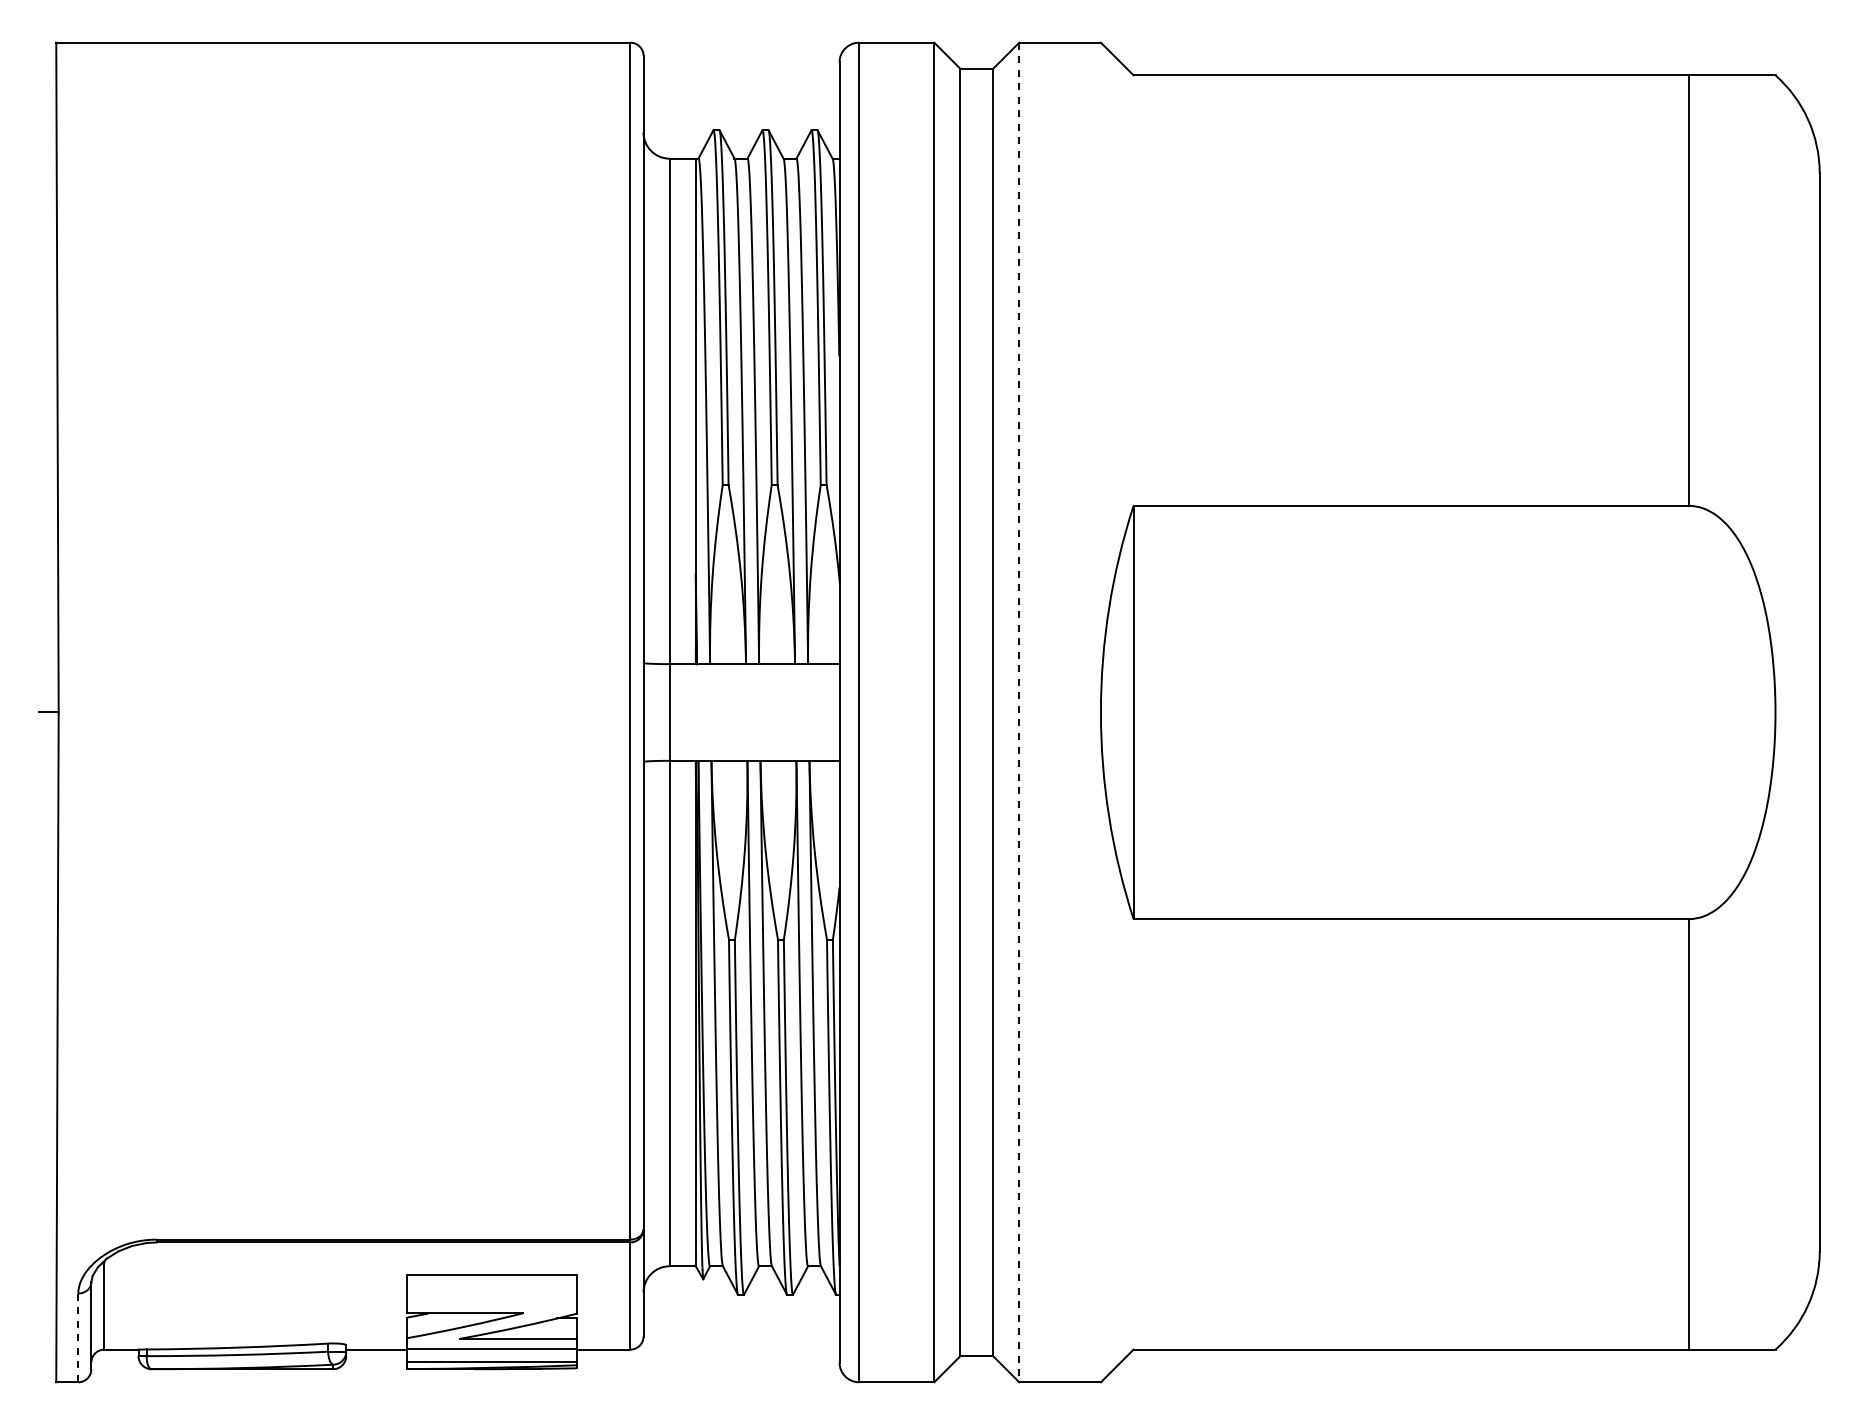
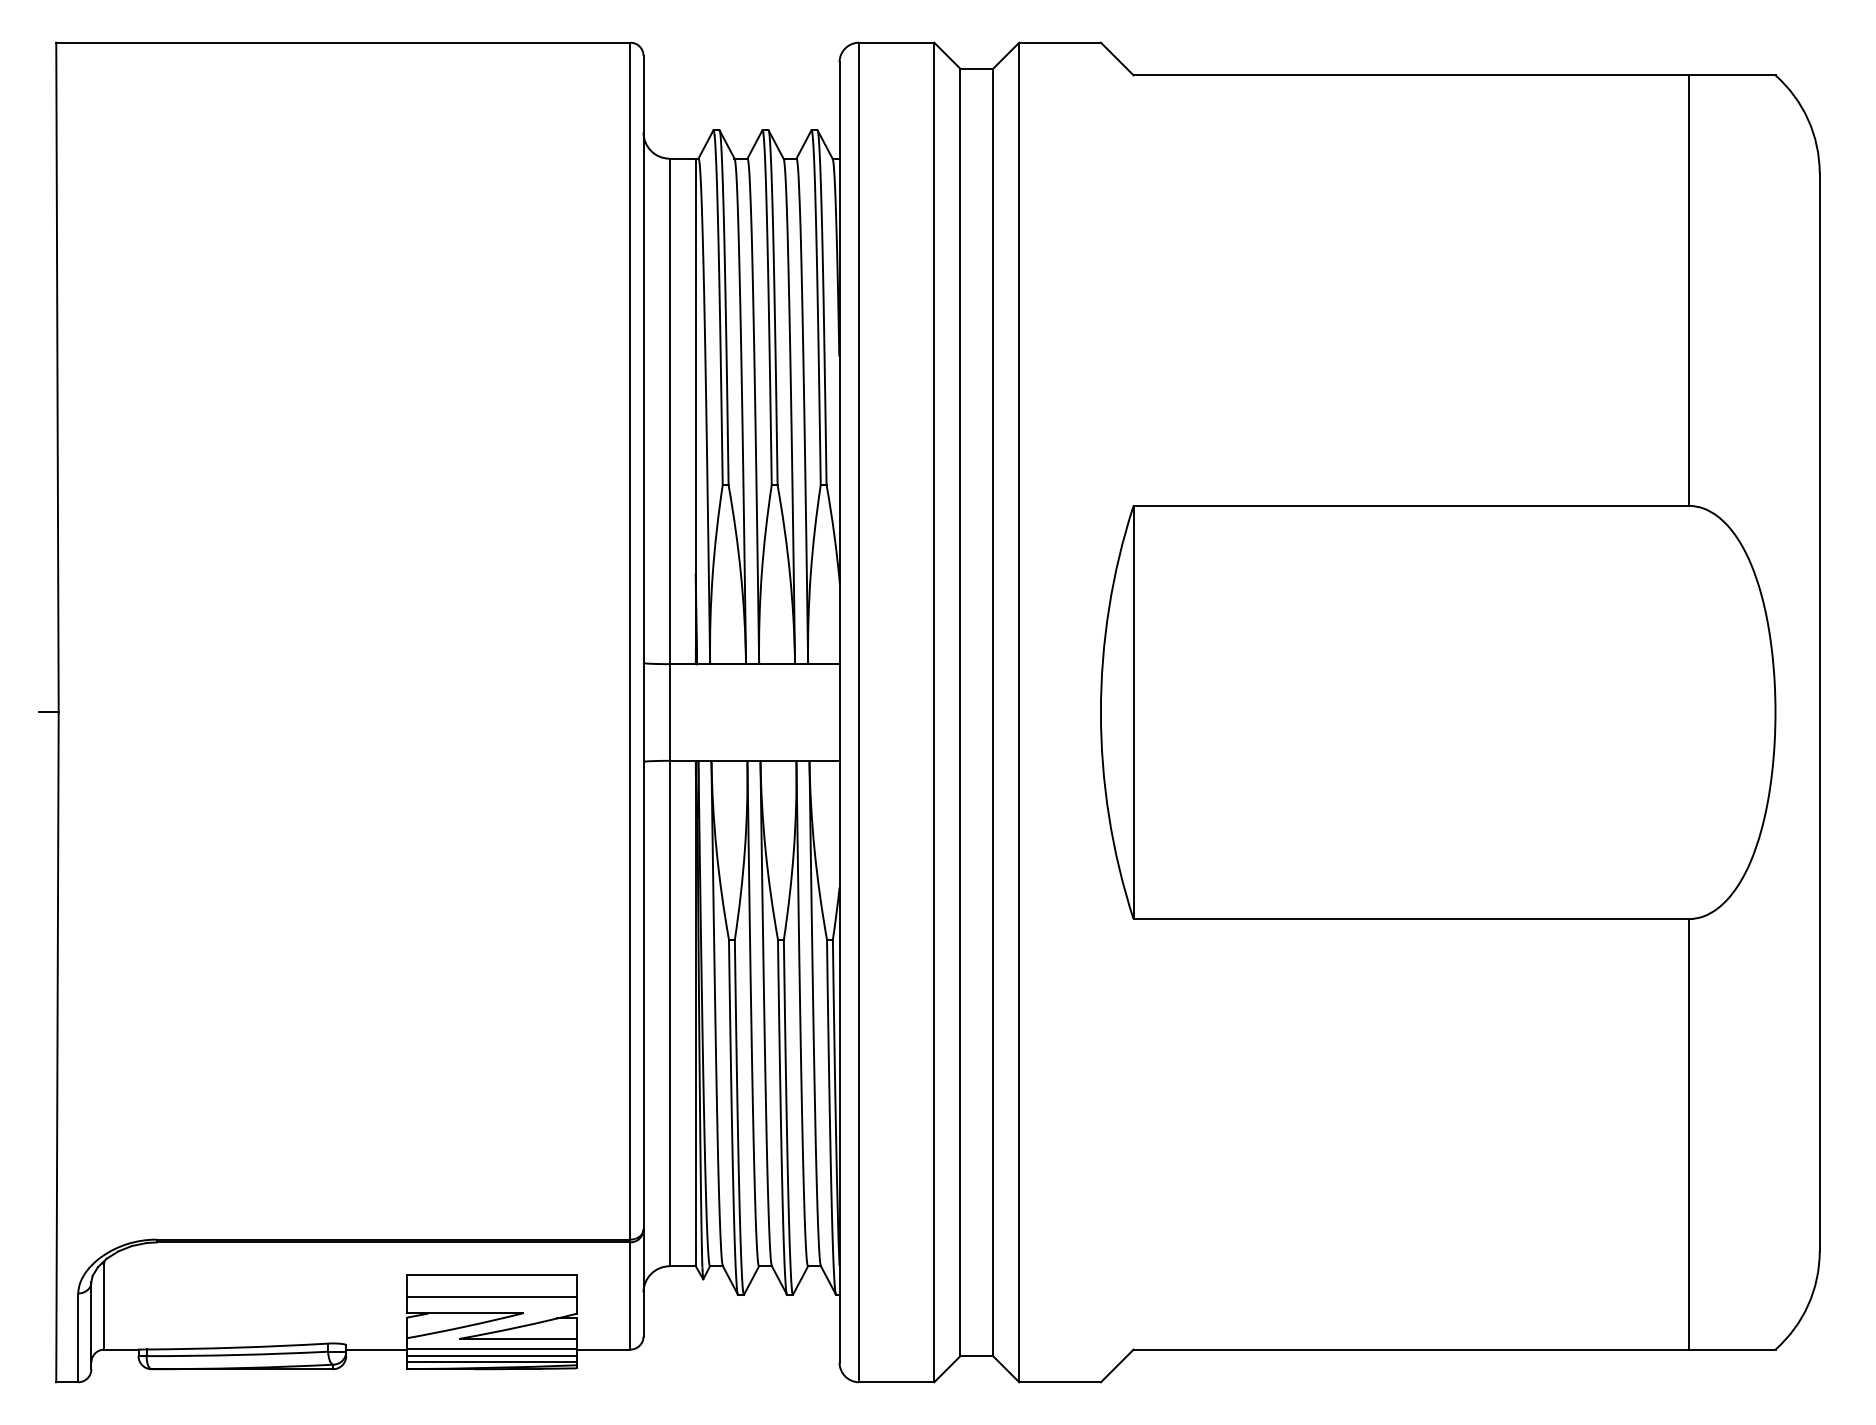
line: dashed -> solid (1019, 712)
line: none -> present (491, 1296)
line: dashed -> solid (78, 1338)
line: none -> present (491, 1356)
